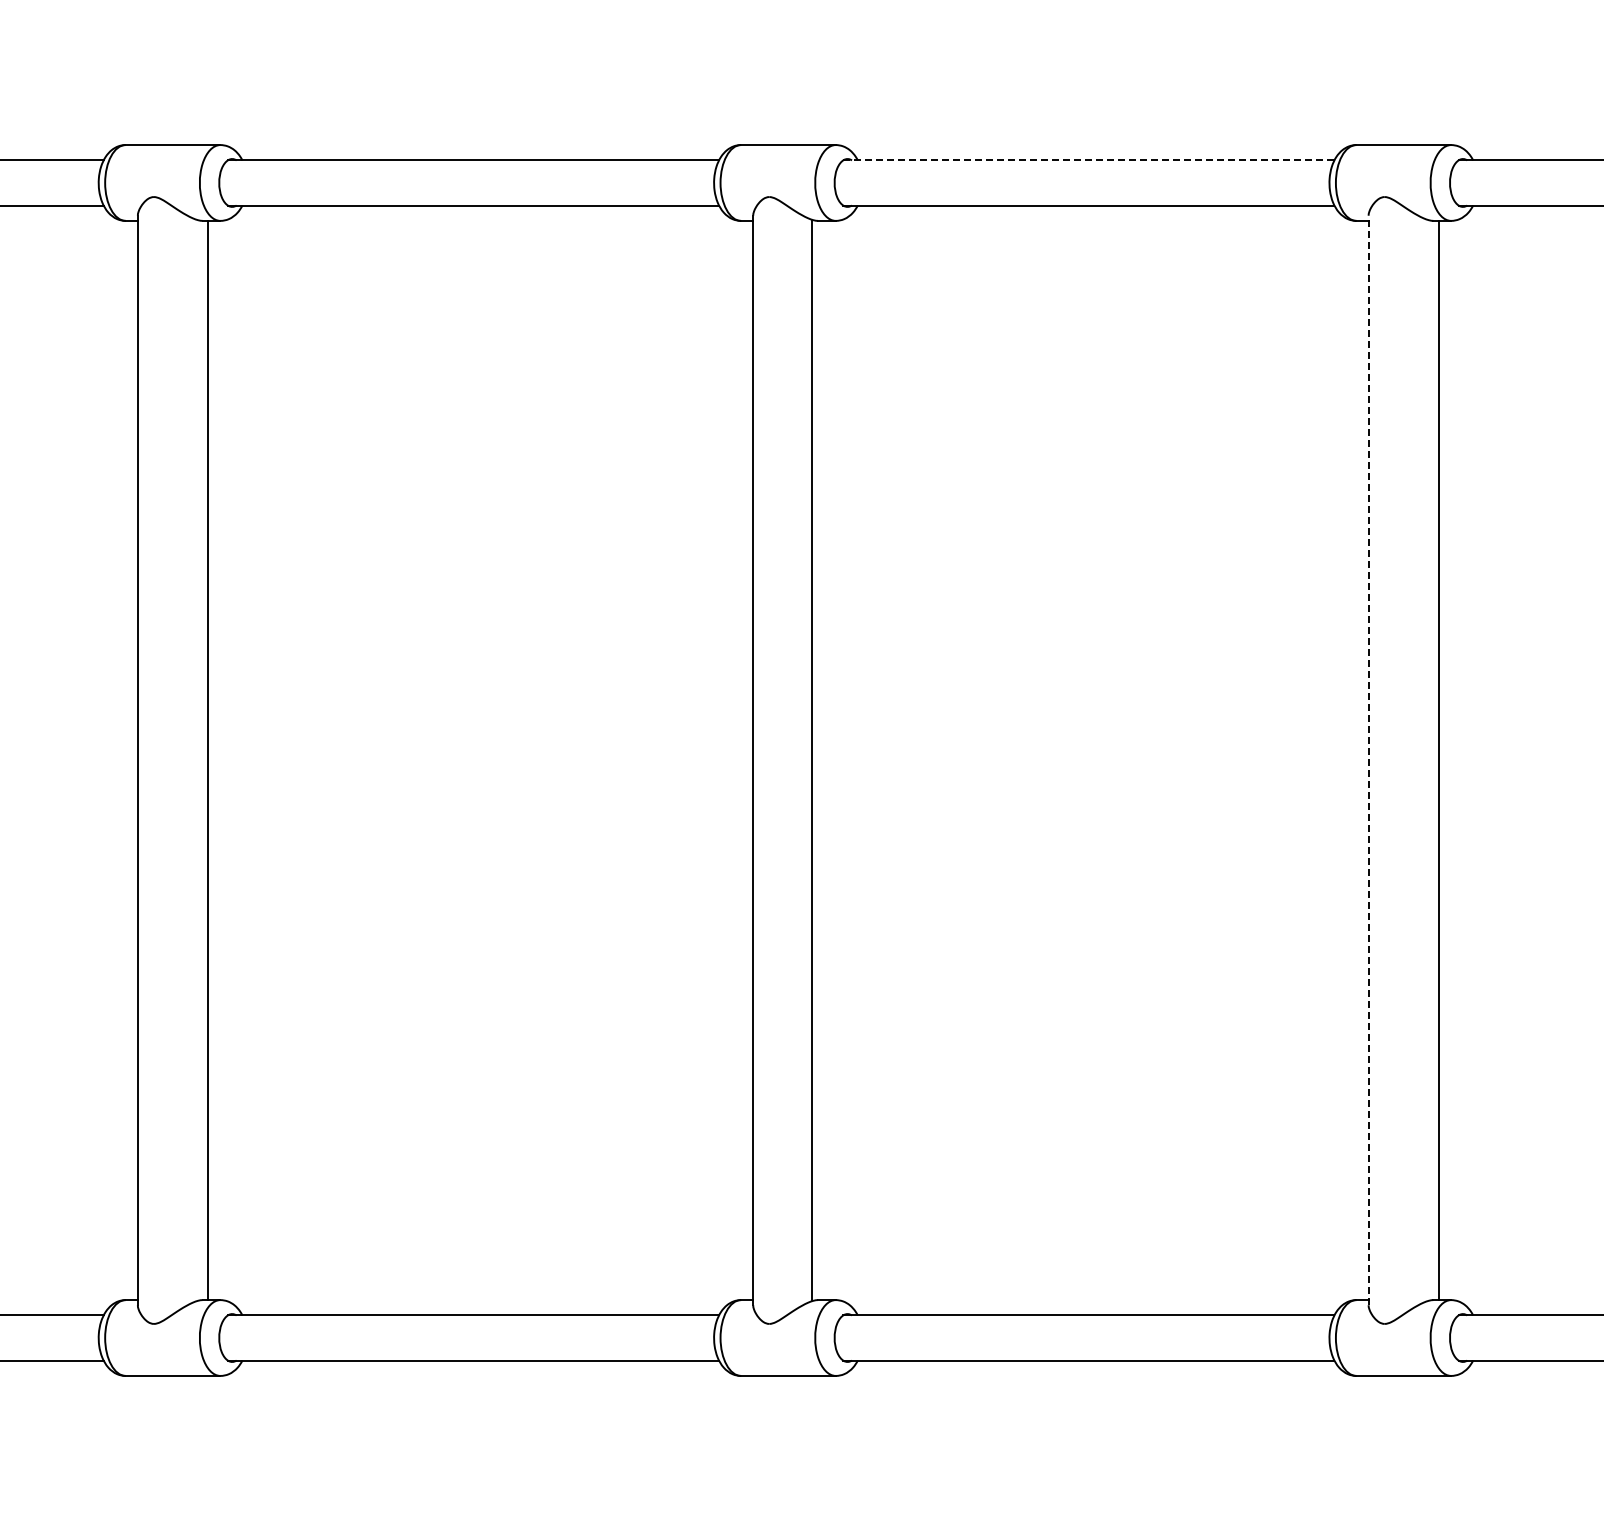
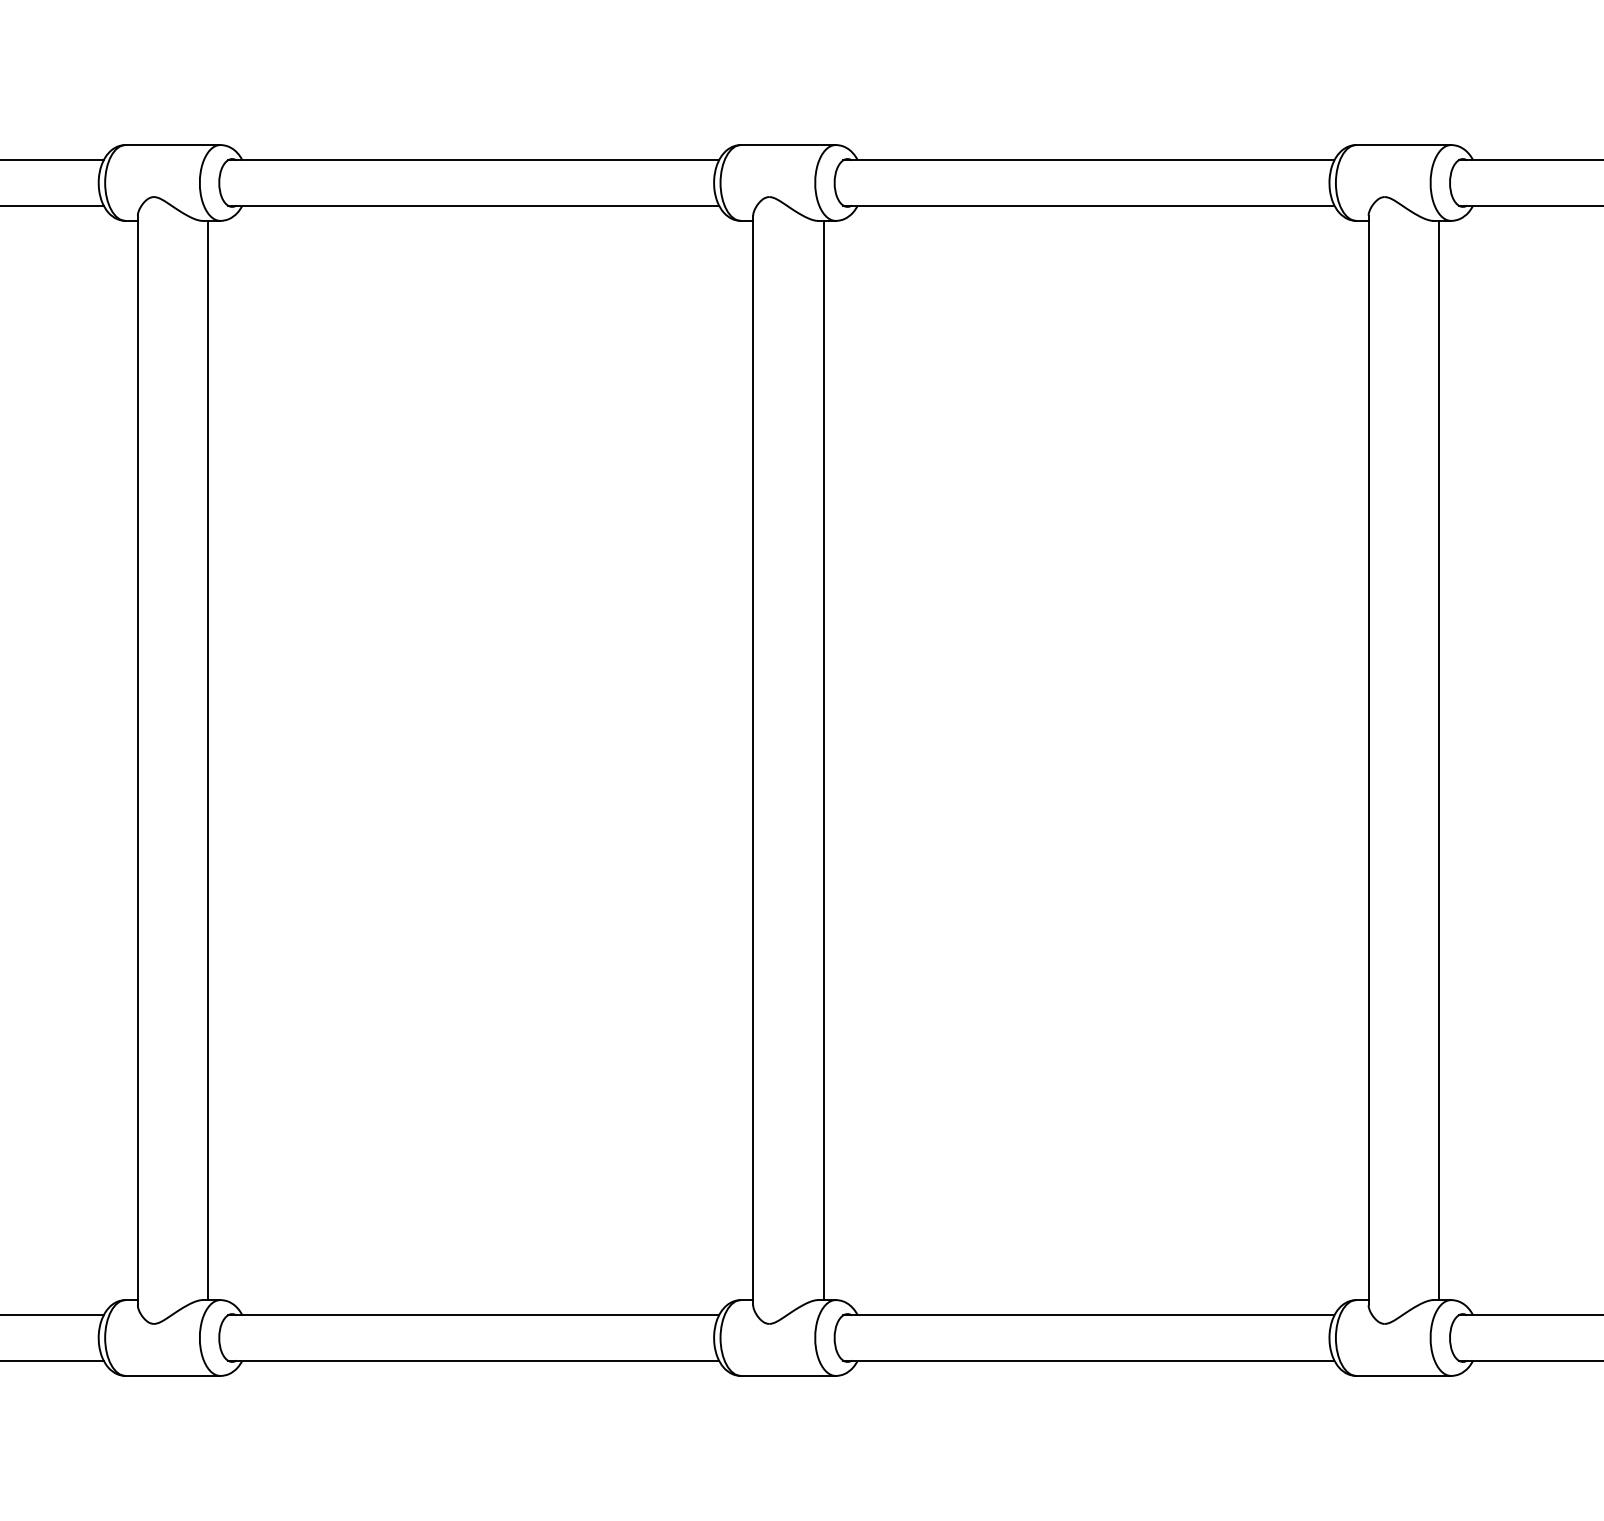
line: dashed -> solid (1088, 160)
line position: (811, 760) -> (823, 760) (823, 760)
line: dashed -> solid (1368, 760)
